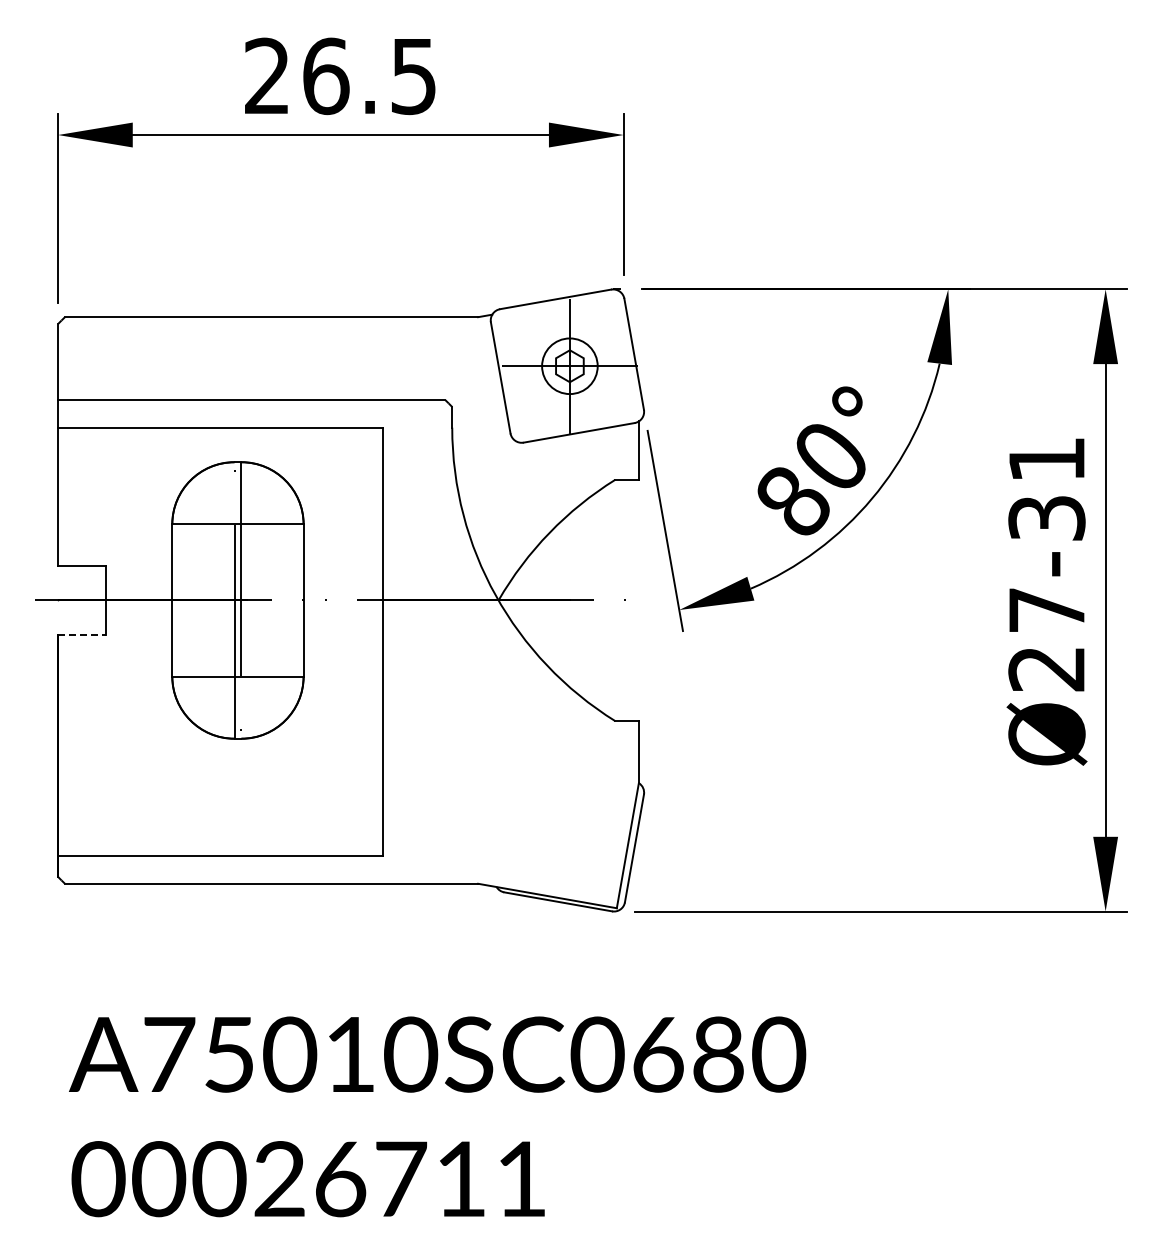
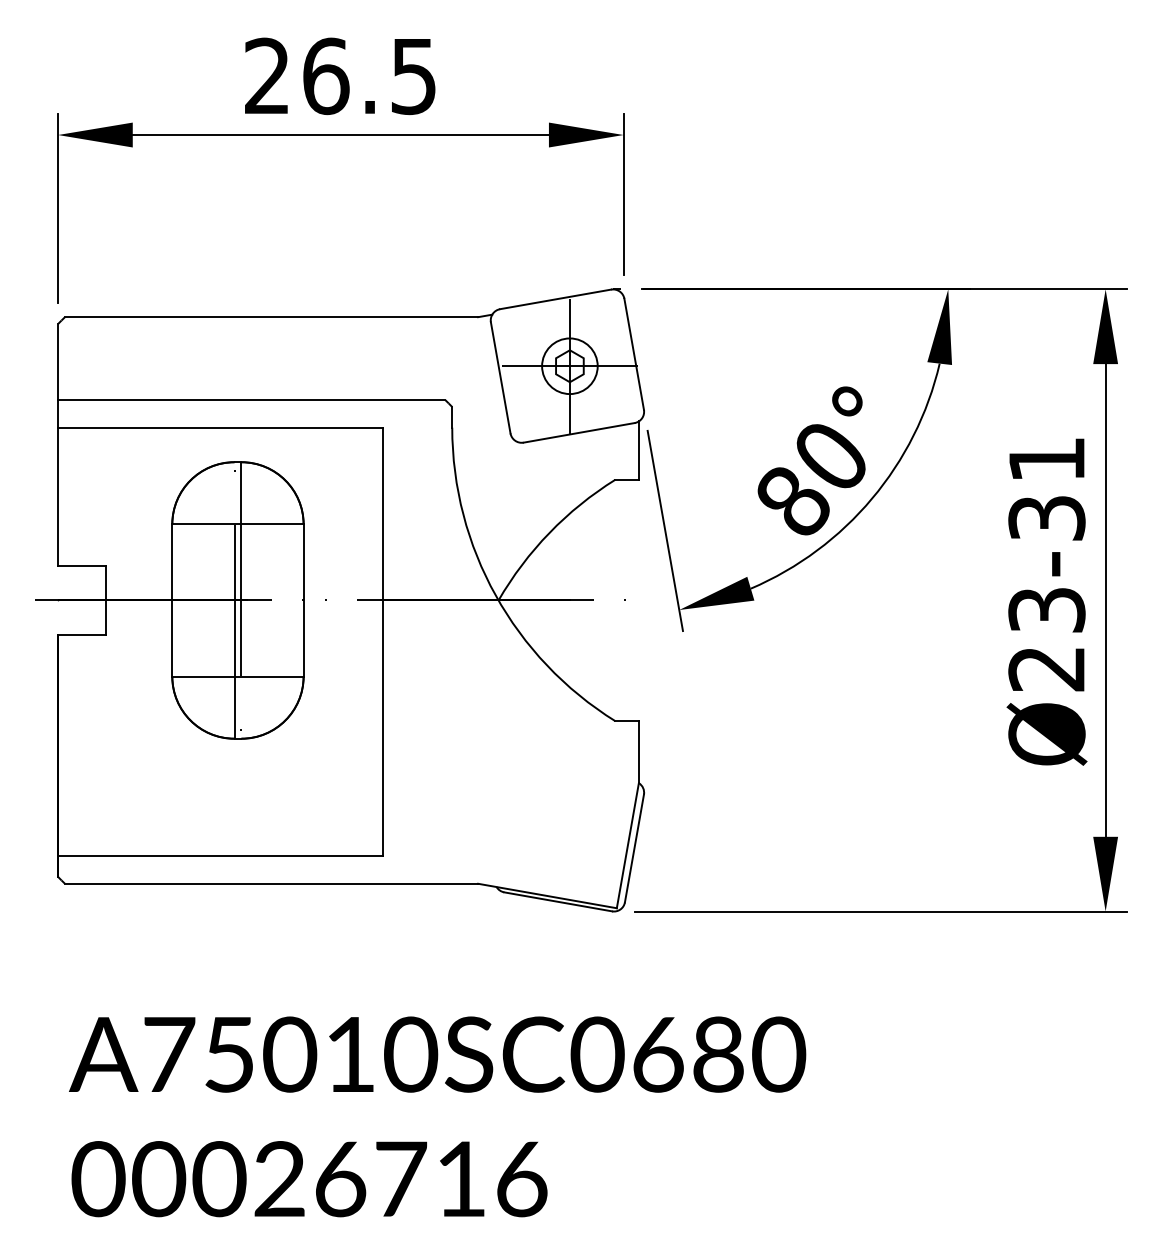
text: Ø27-31 -> Ø23-31 (1046, 610)
line: dashed -> solid (82, 635)
text: 00026711 -> 00026716 (522, 1179)
